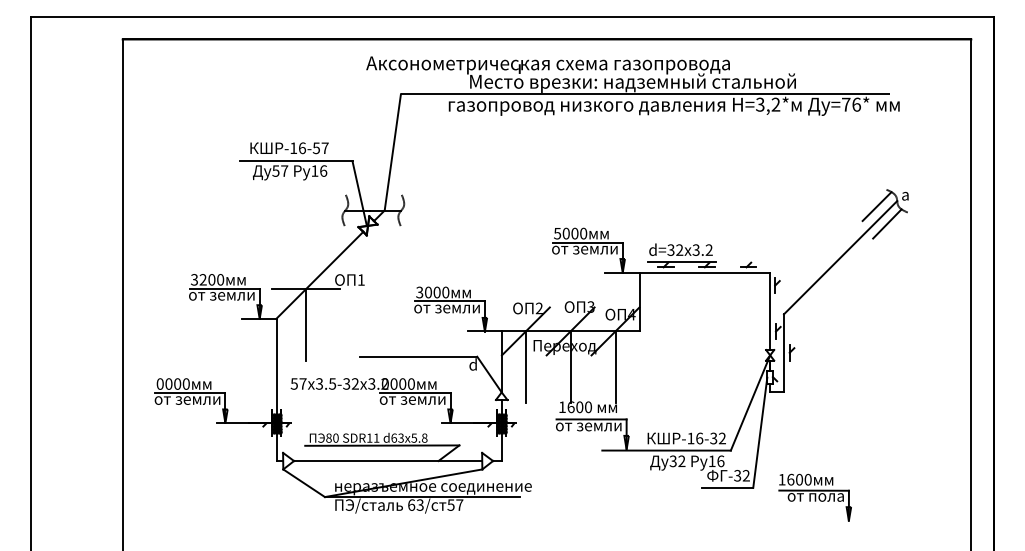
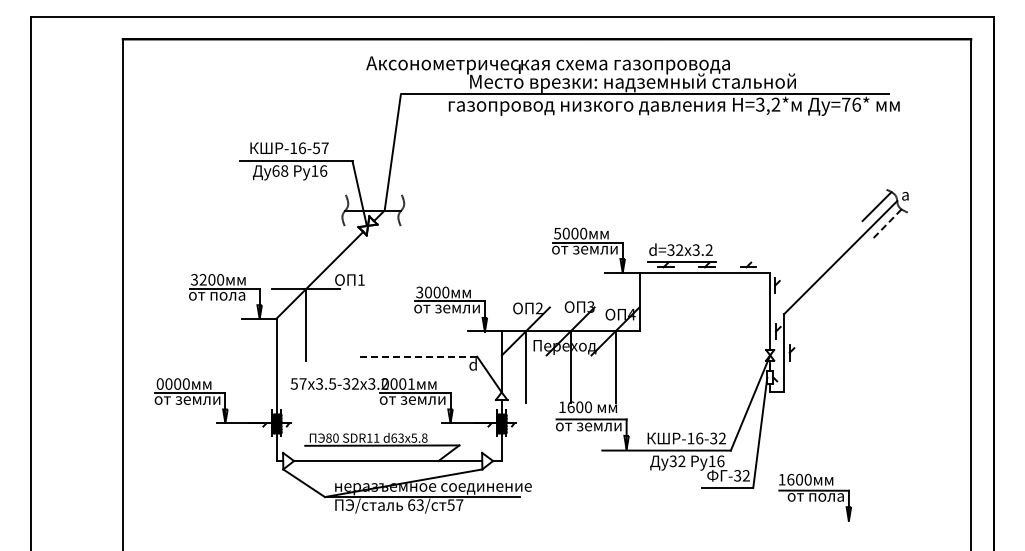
text: 57 -> 68 (280, 170)
line: solid -> dashed (887, 224)
text: от земли -> от пола (232, 296)
line: solid -> dashed (418, 356)
text: 0000 -> 0001 (411, 383)
